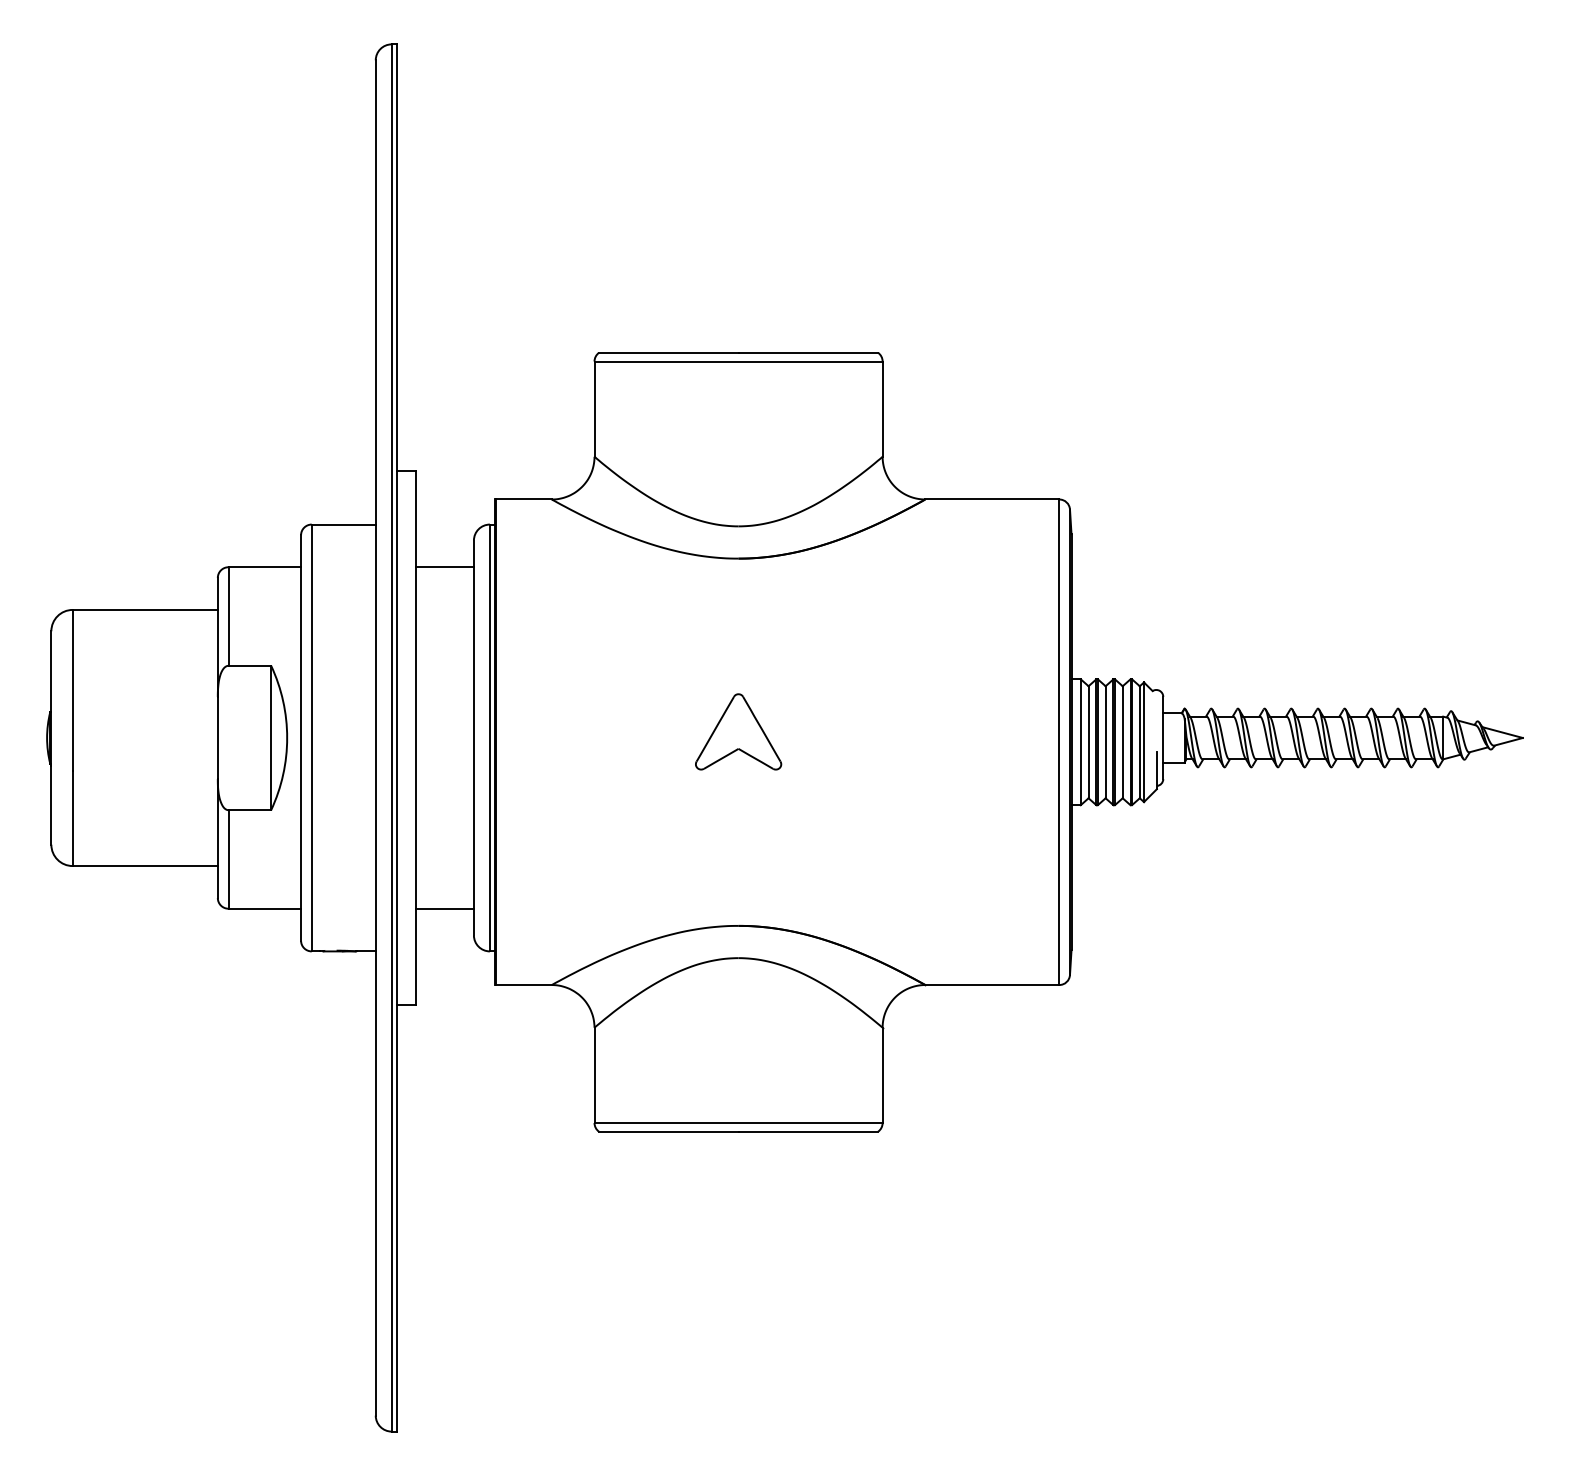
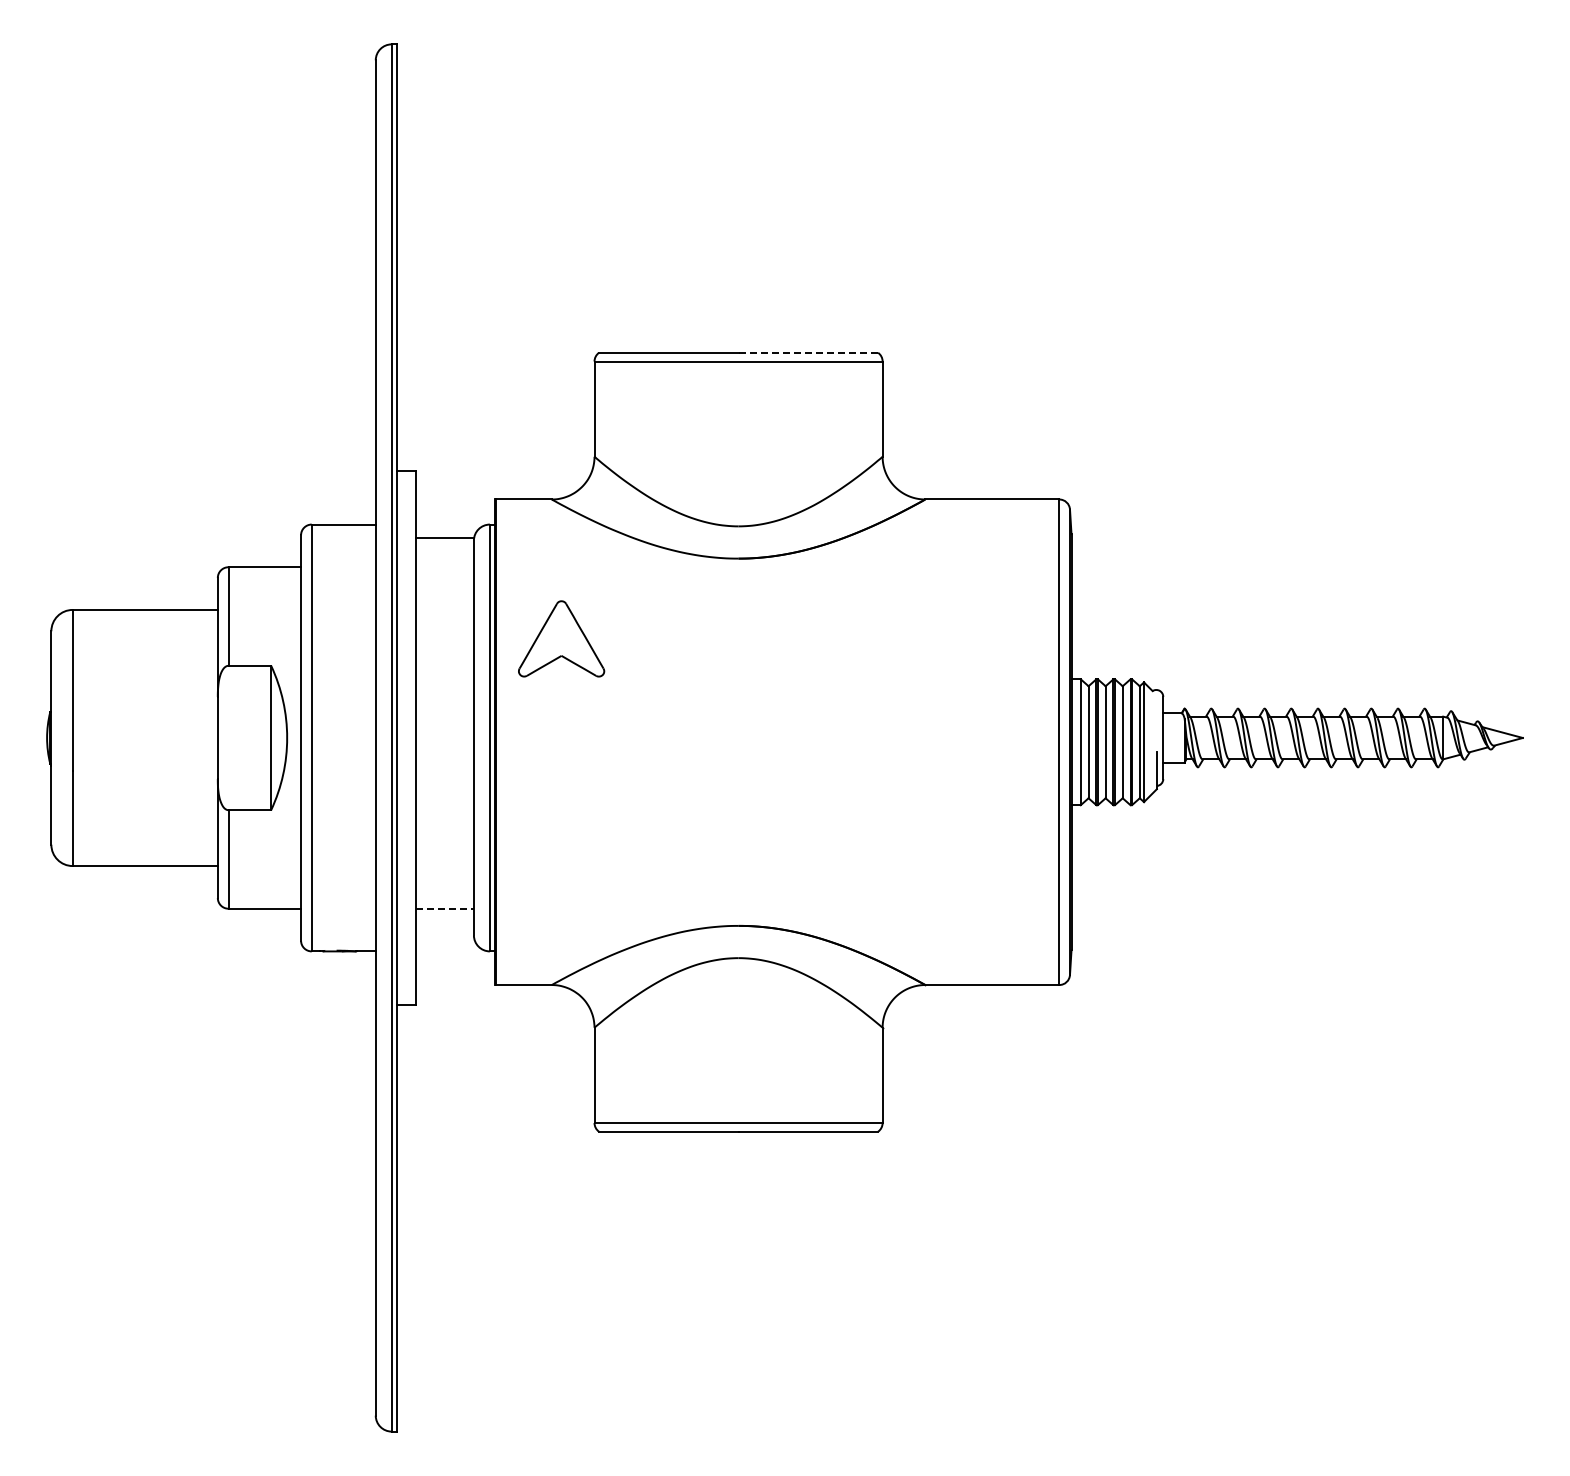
line: solid -> dashed (808, 352)
line position: (444, 567) -> (444, 538) (444, 538)
part position: (738, 731) -> (561, 638) (561, 638)
line: solid -> dashed (445, 908)
